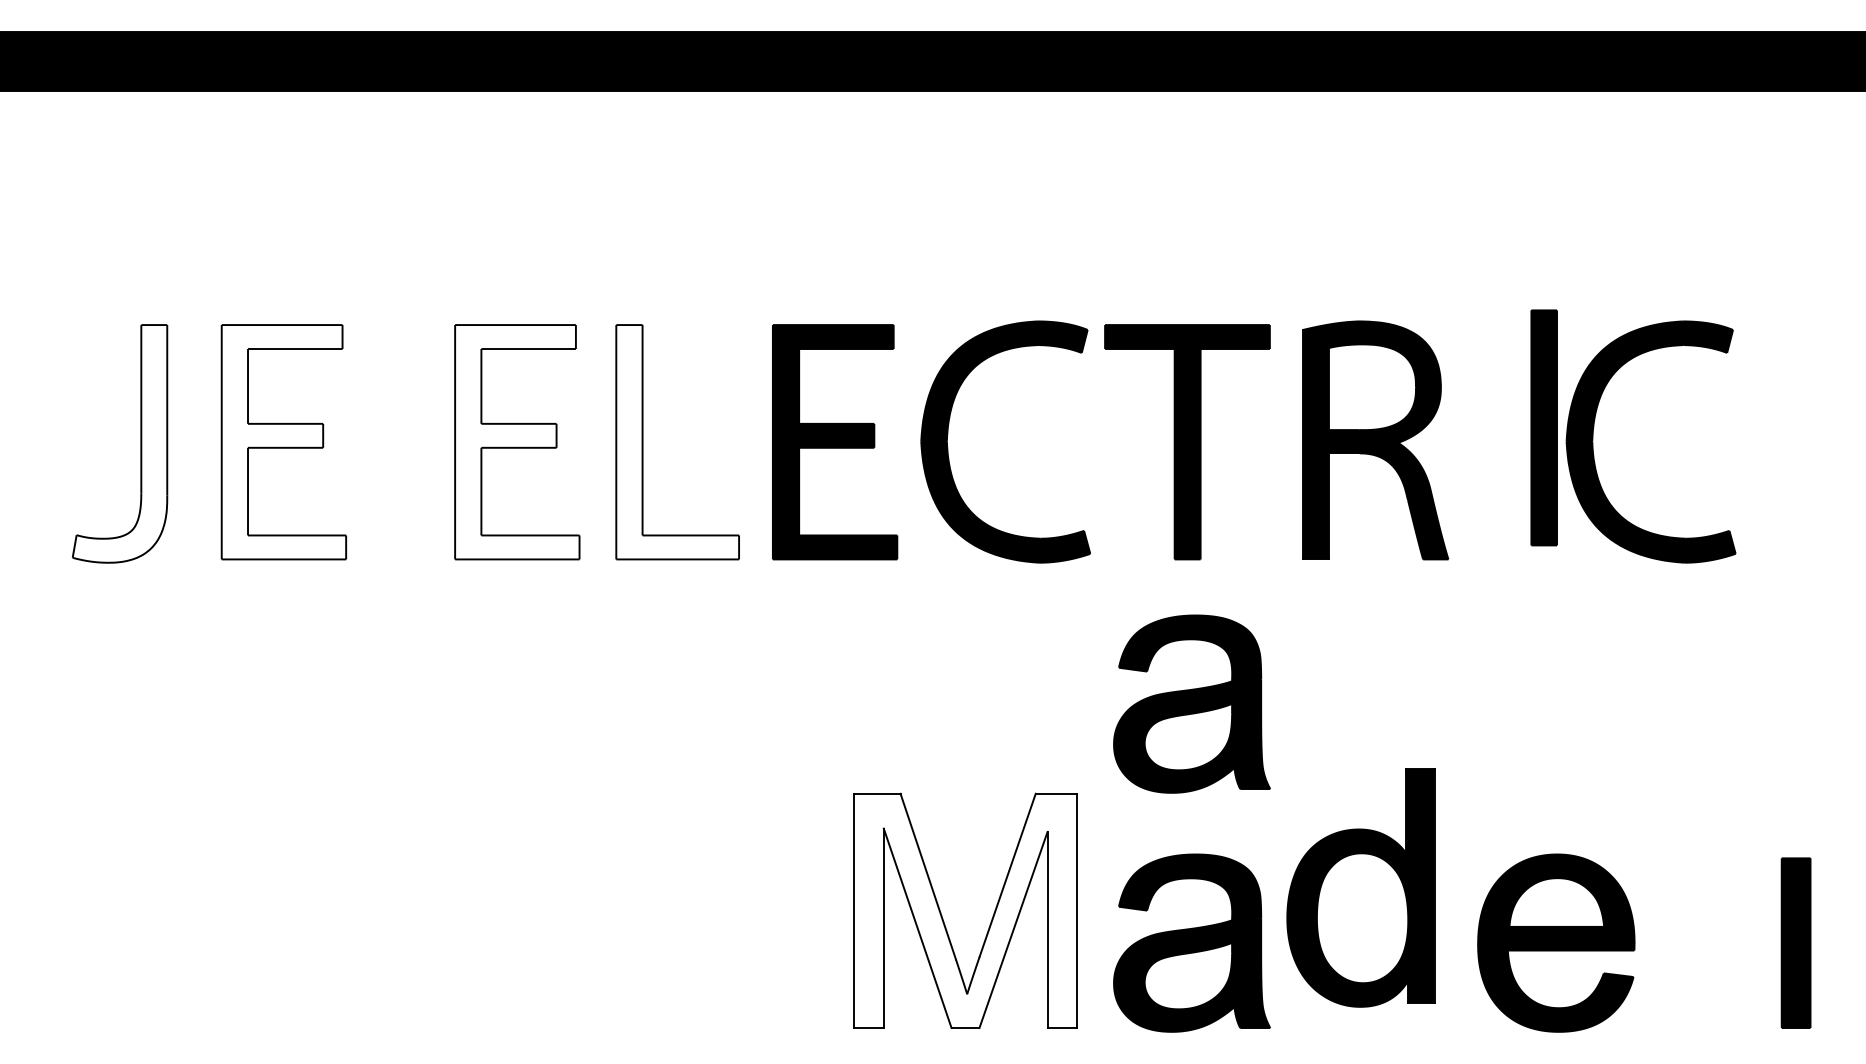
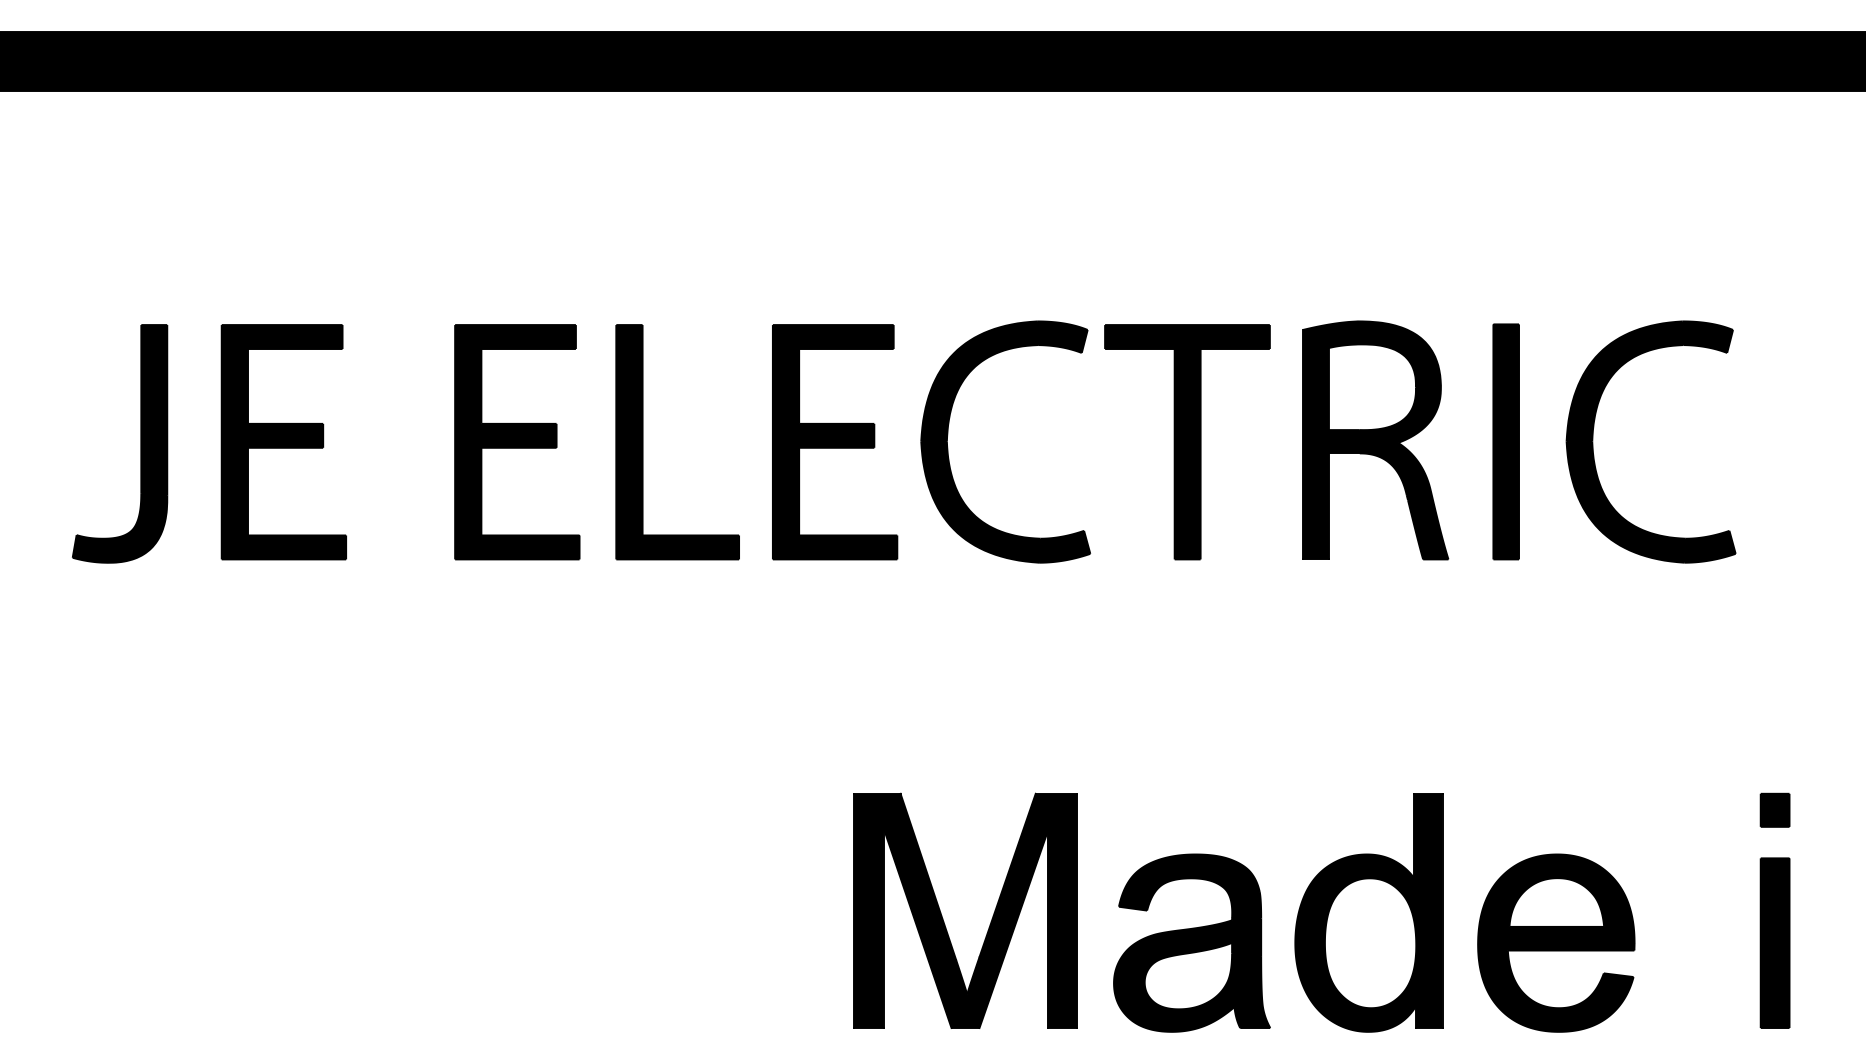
part position: (1543, 427) -> (1505, 441) (1505, 441)
fill: none -> present (283, 442)
fill: none -> present (517, 442)
fill: none -> present (677, 442)
fill: none -> present (119, 443)
part: present -> none (1191, 703)
part: none -> present (1774, 809)
part position: (1360, 887) -> (1368, 912) (1368, 912)
fill: none -> present (965, 910)
part position: (1795, 942) -> (1774, 942) (1774, 942)
